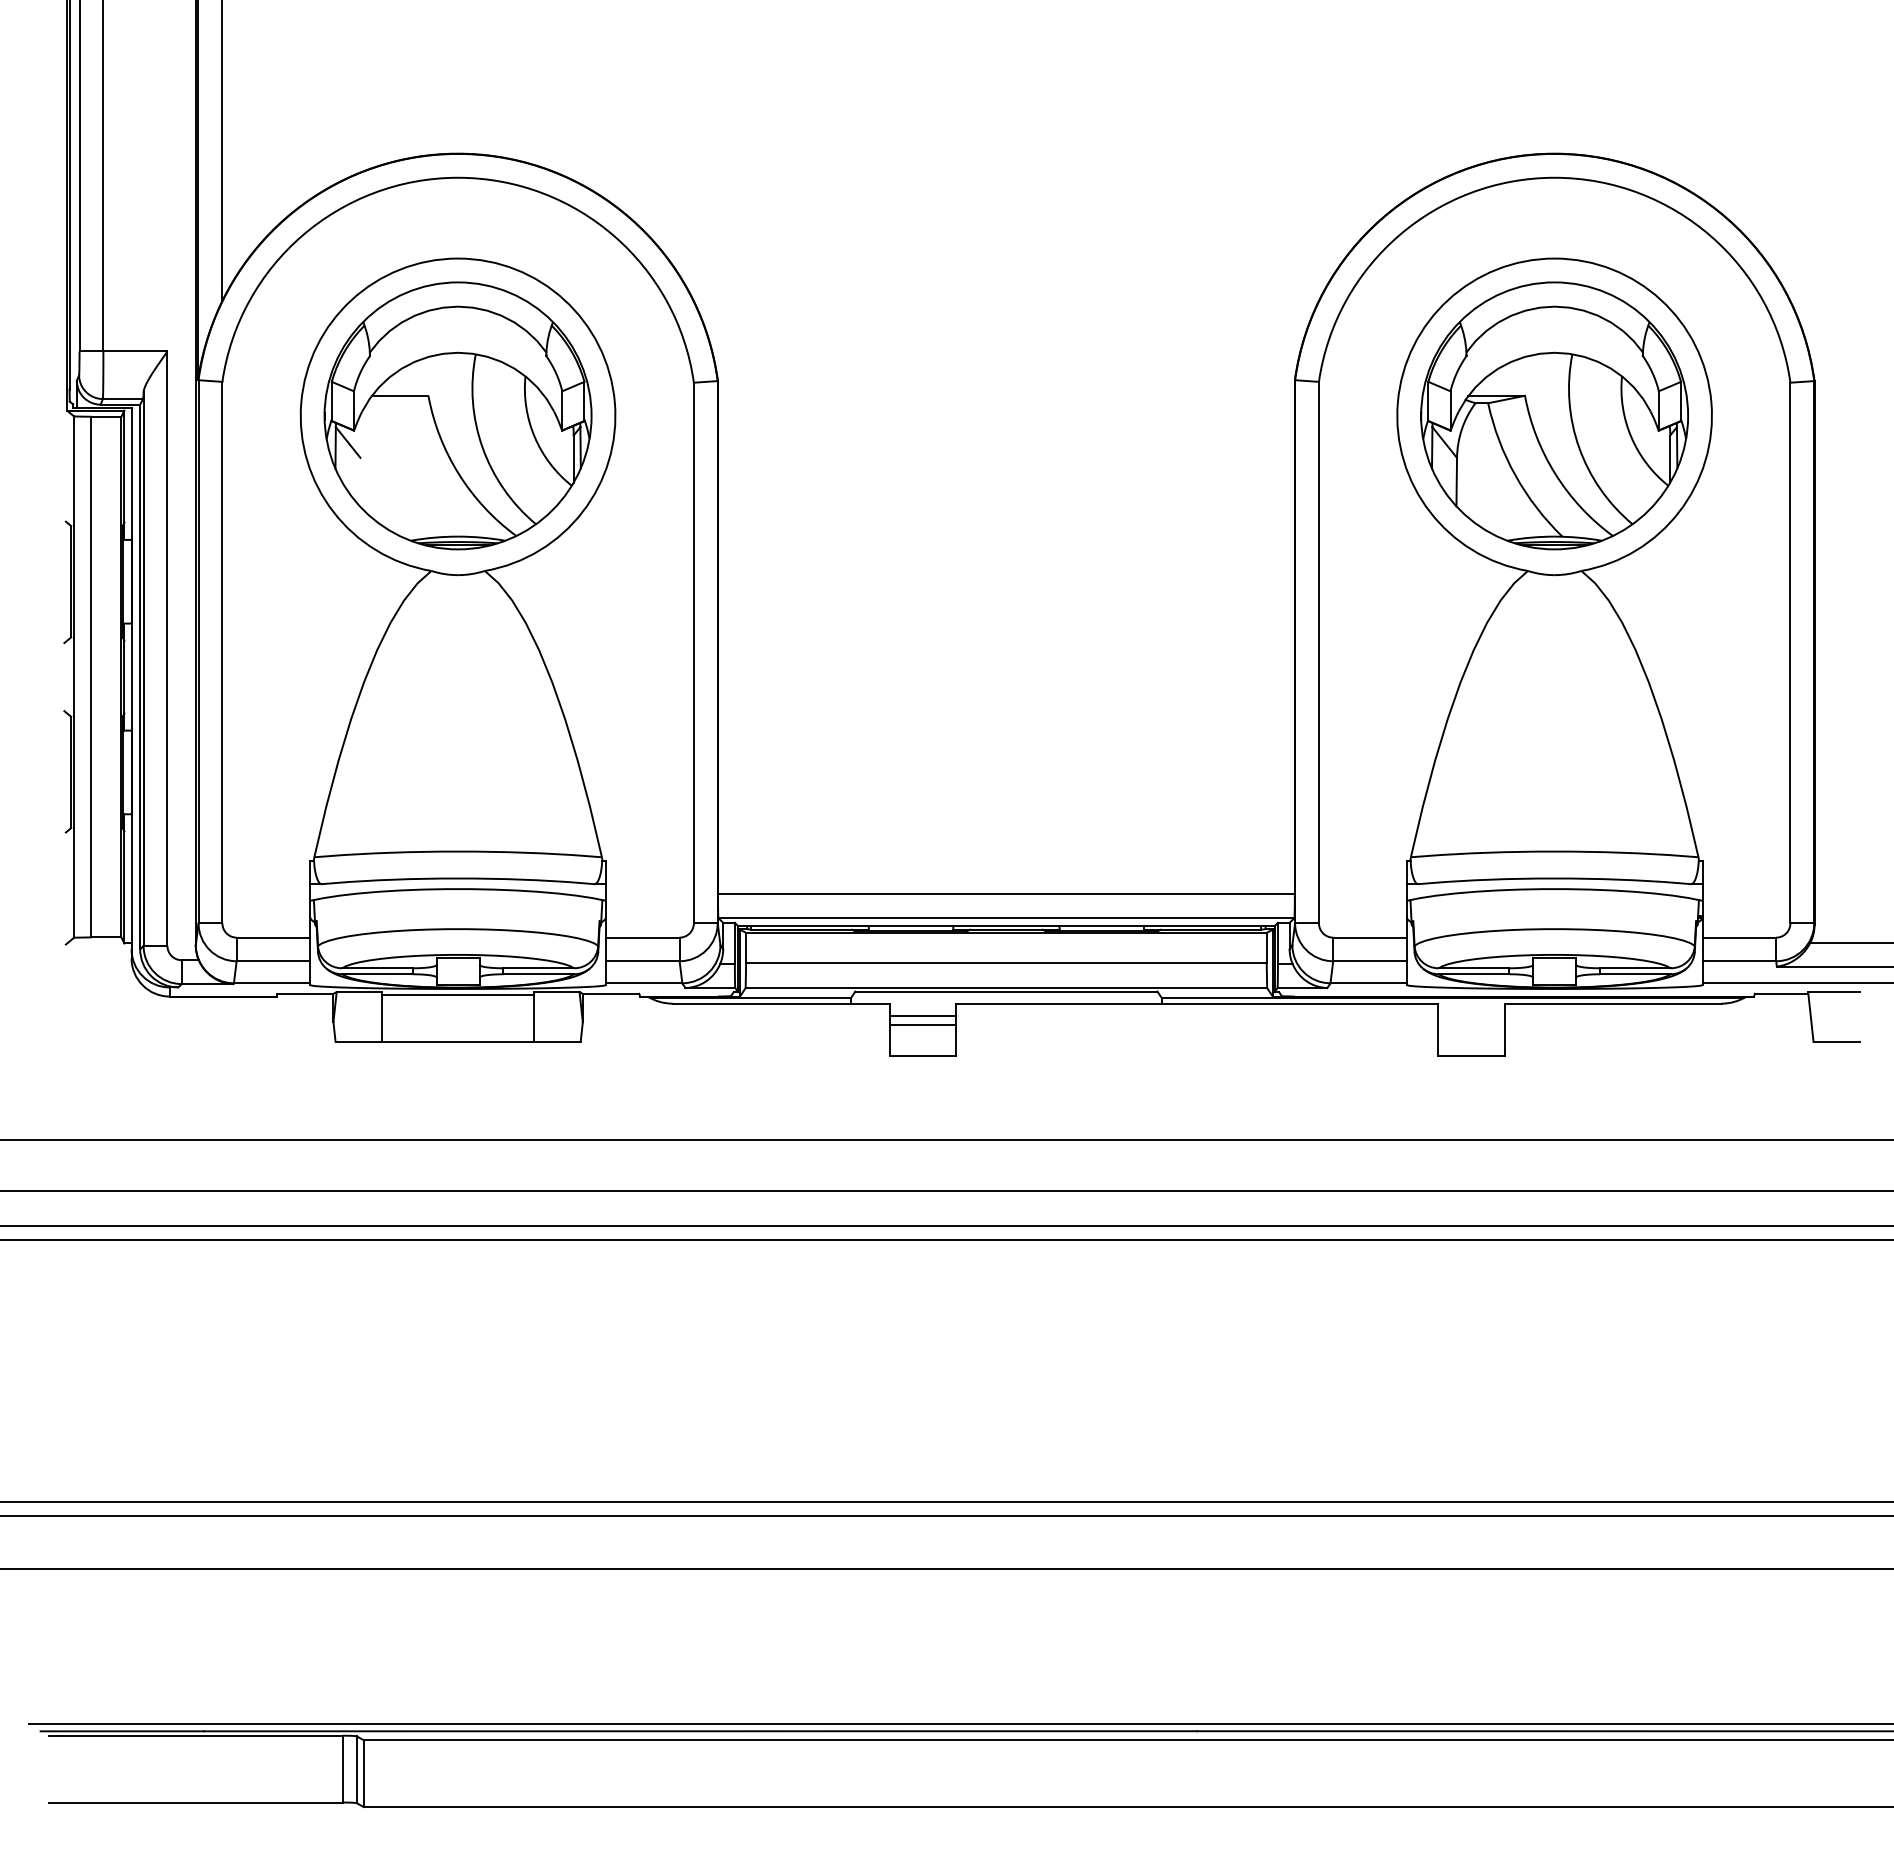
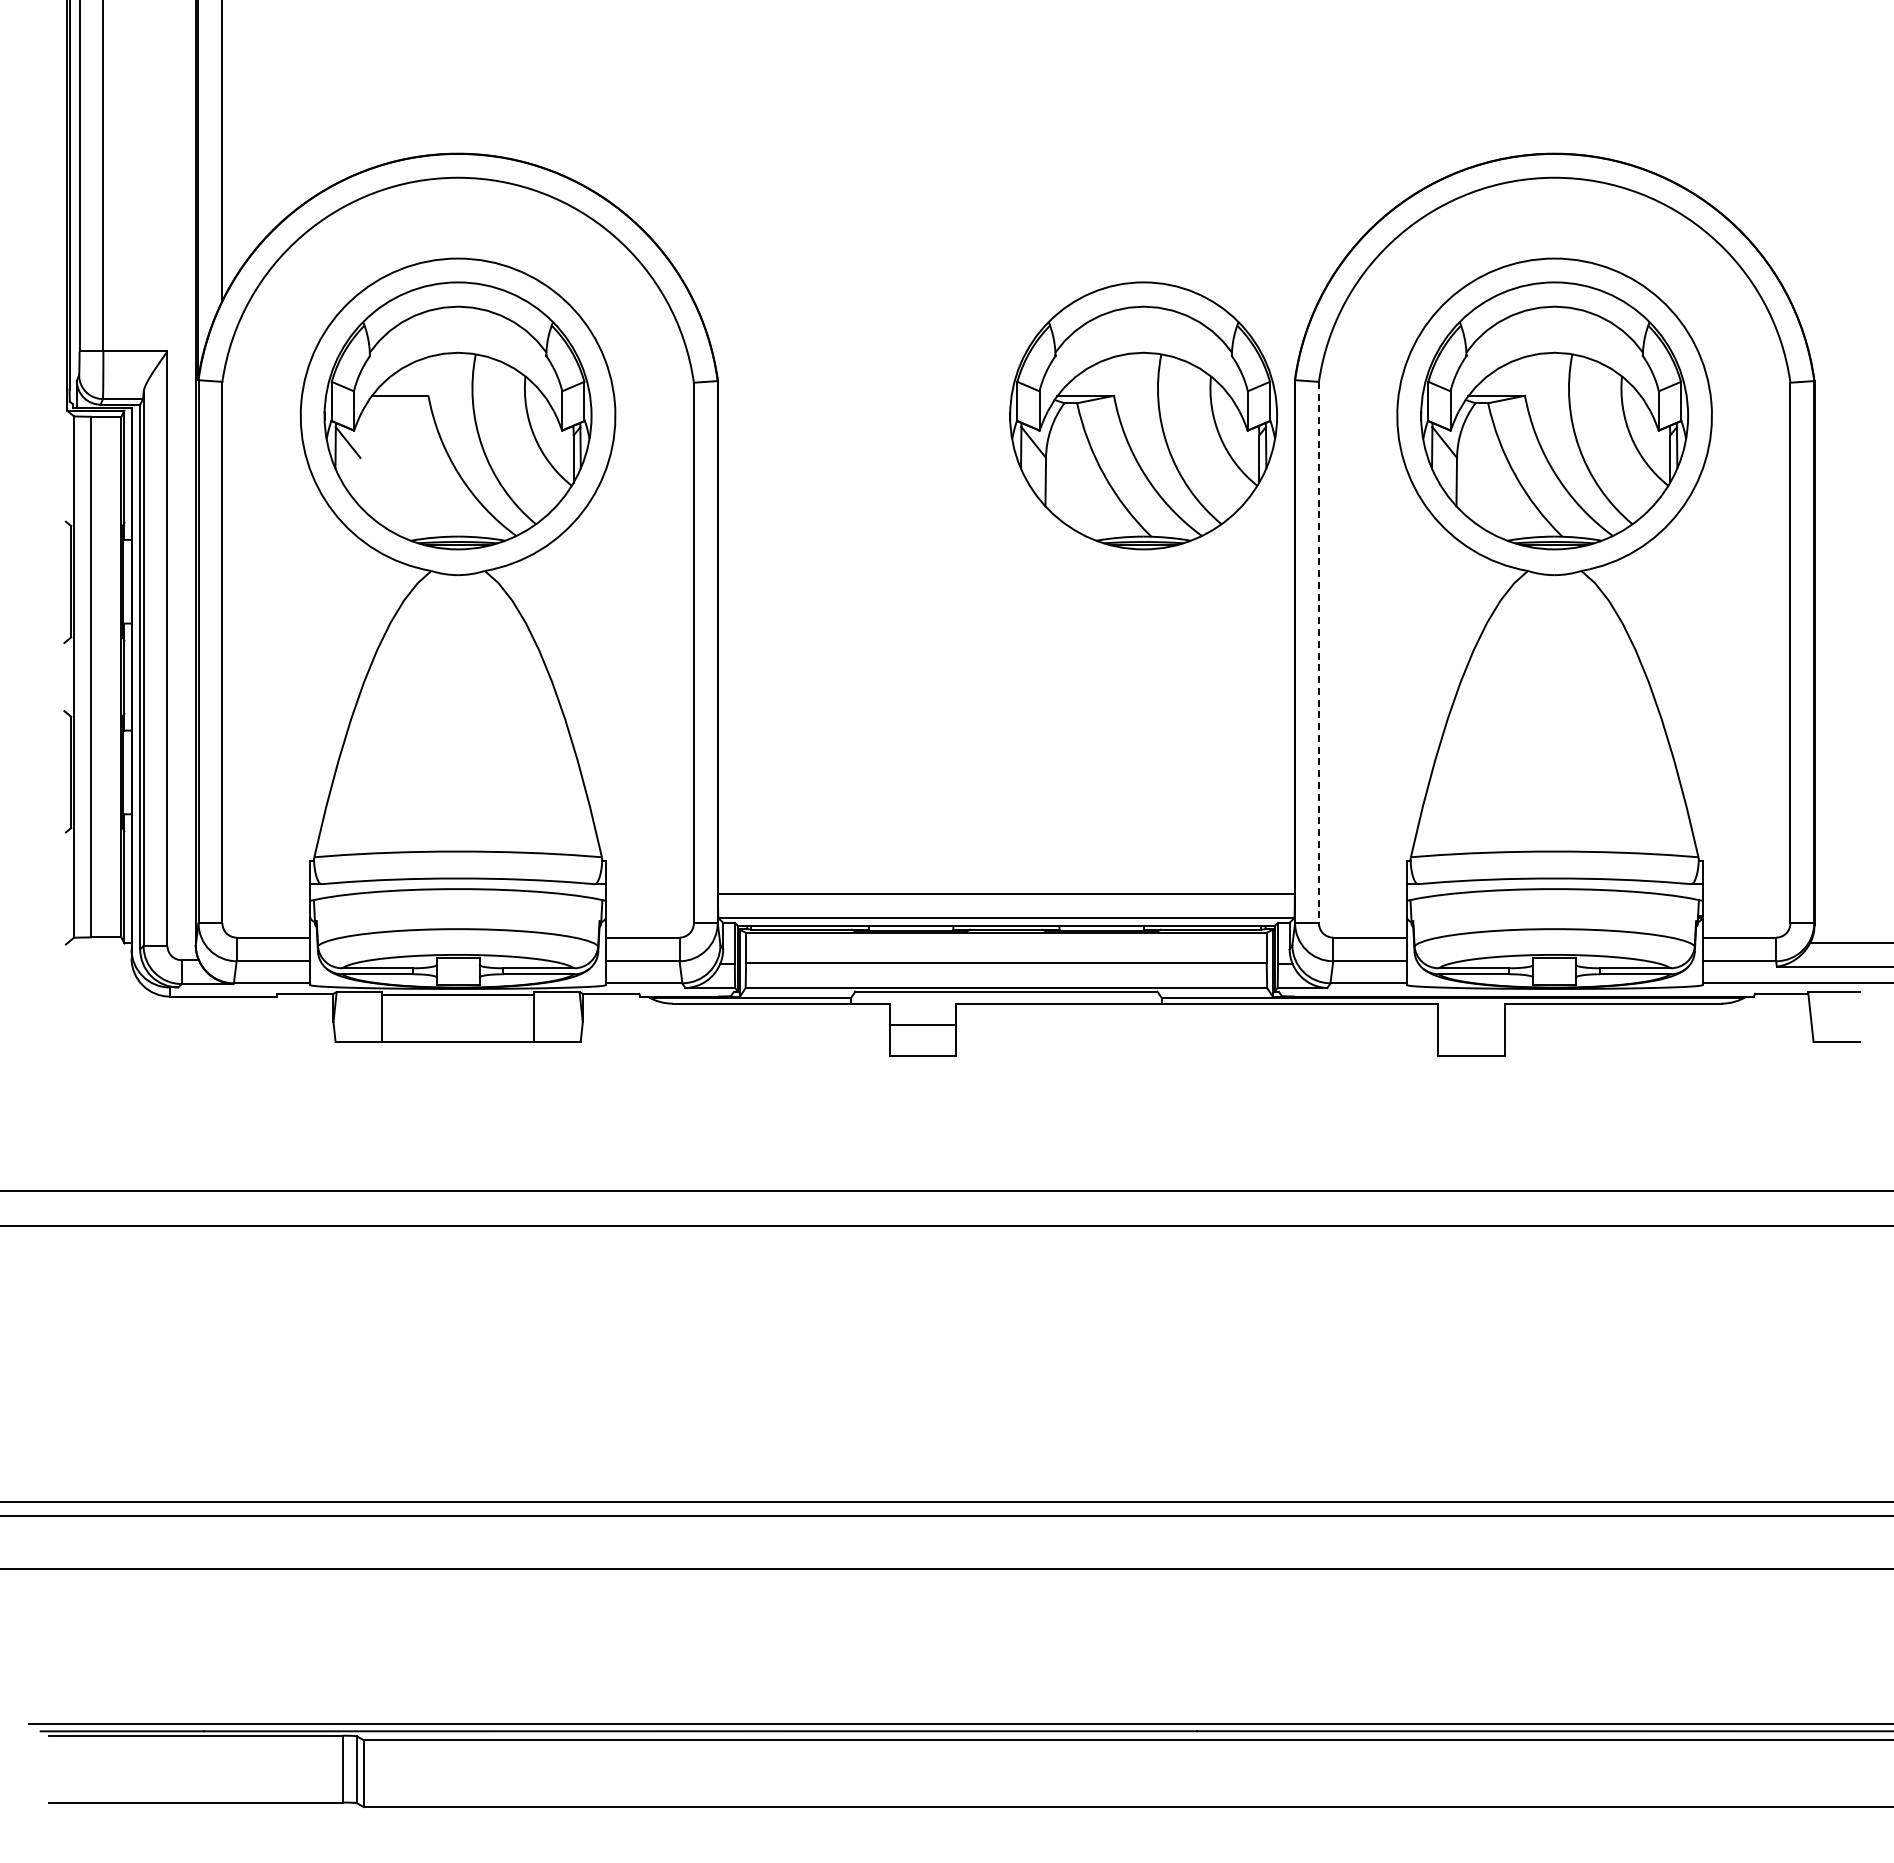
part: none -> present (1143, 415)
line: solid -> dashed (1318, 652)
line: present -> none (922, 1016)
line: present -> none (946, 1139)
line: present -> none (946, 1239)
